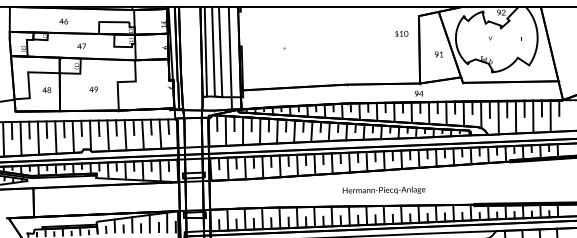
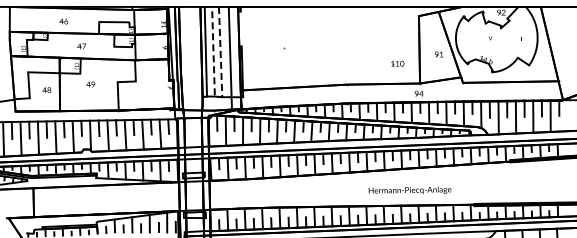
part position: (401, 33) -> (397, 63) (397, 63)
part position: (93, 89) -> (90, 84) (90, 84)
line: solid -> dashed (218, 96)
text position: (383, 189) -> (409, 189) (409, 189)
